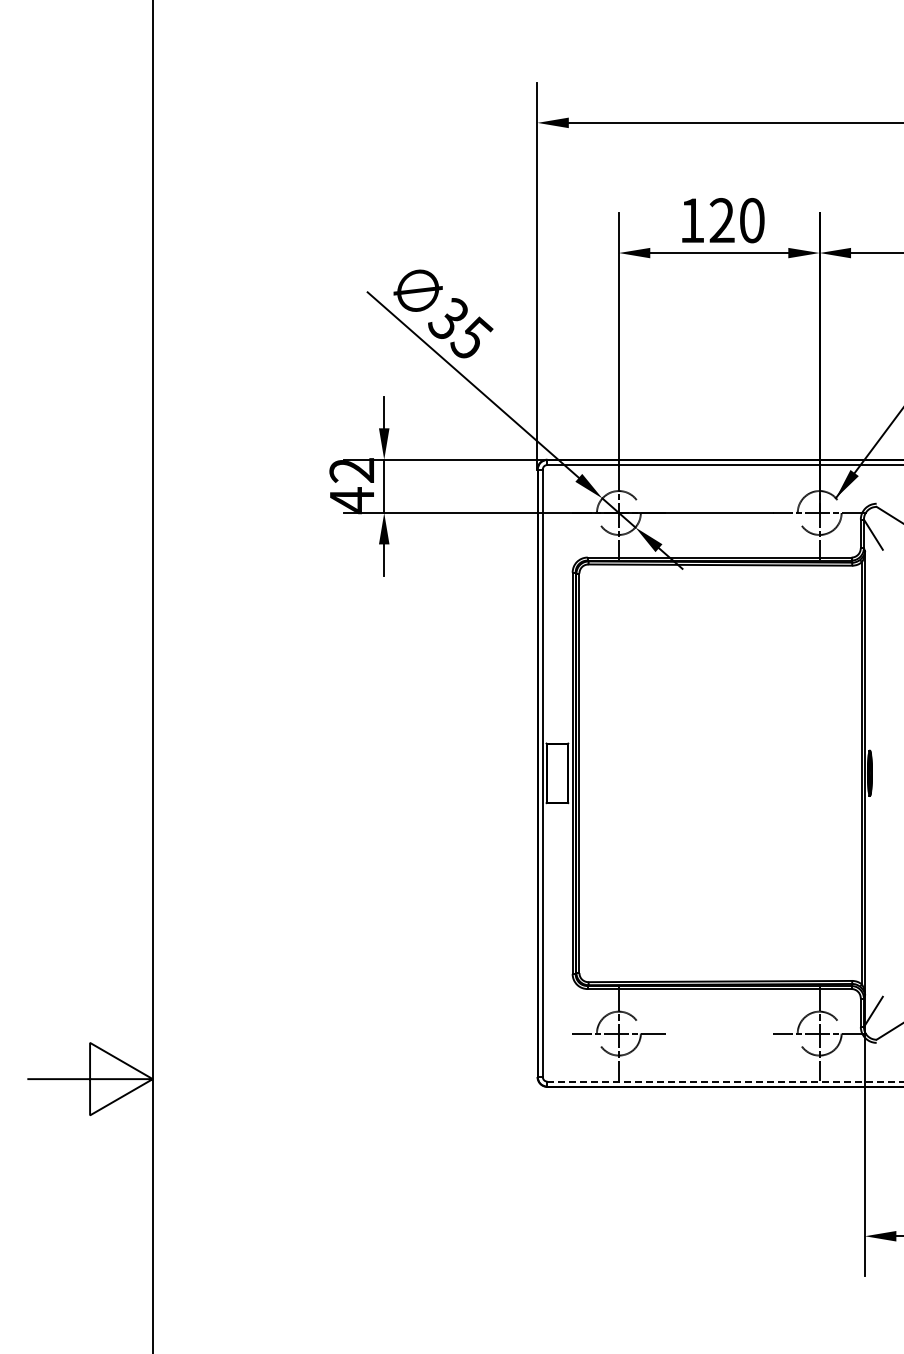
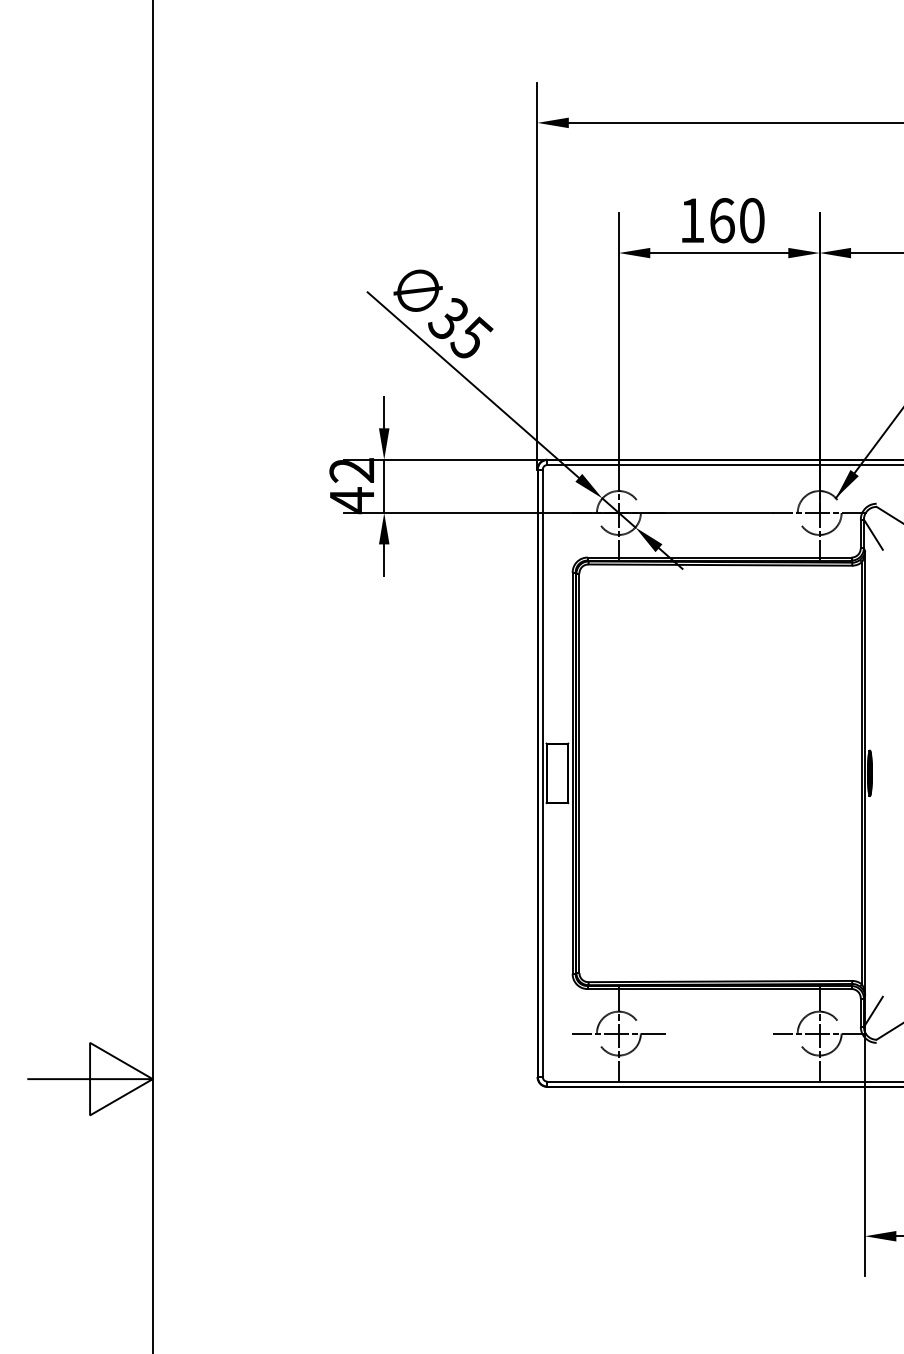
text: 120 -> 160 (721, 220)
line: dashed -> solid (725, 1081)
